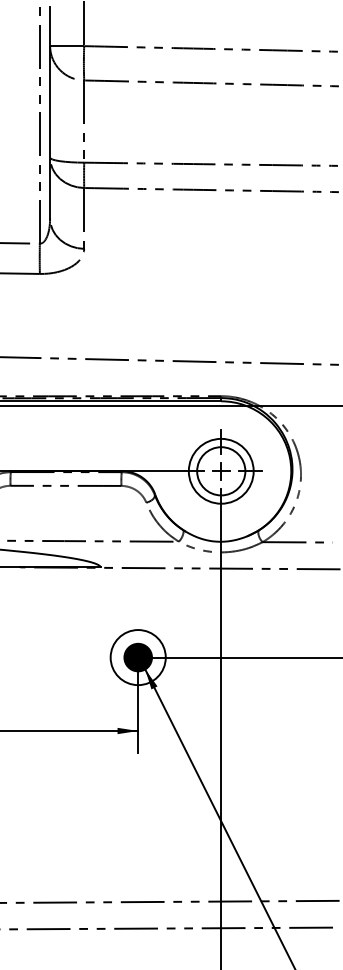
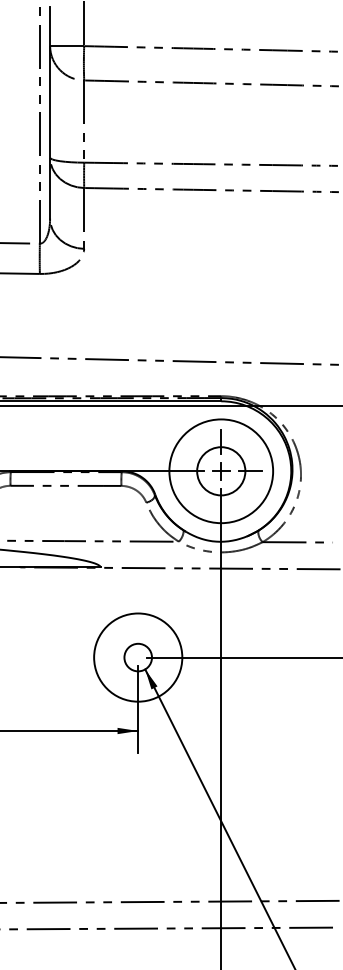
circle diameter: 65 px -> 104 px (221, 471)
circle diameter: 55 px -> 88 px (138, 657)
fill: present -> none (138, 657)
